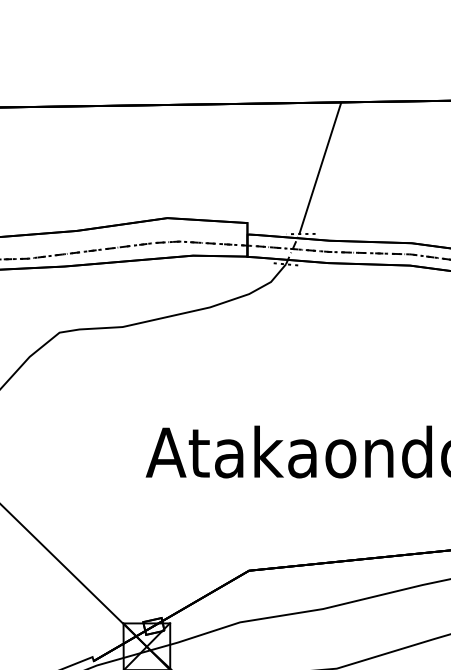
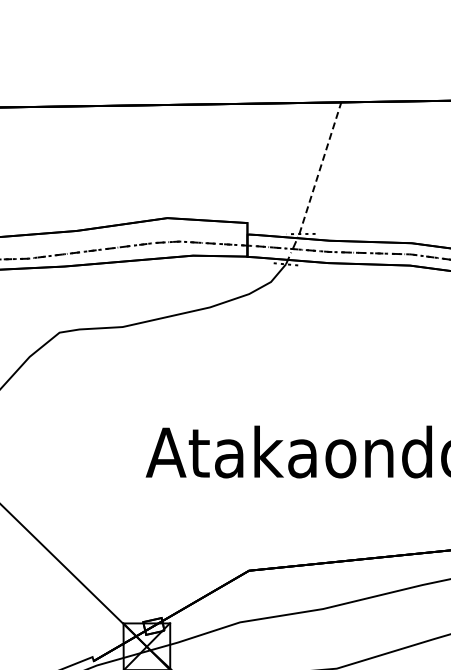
line: solid -> dashed (320, 167)
